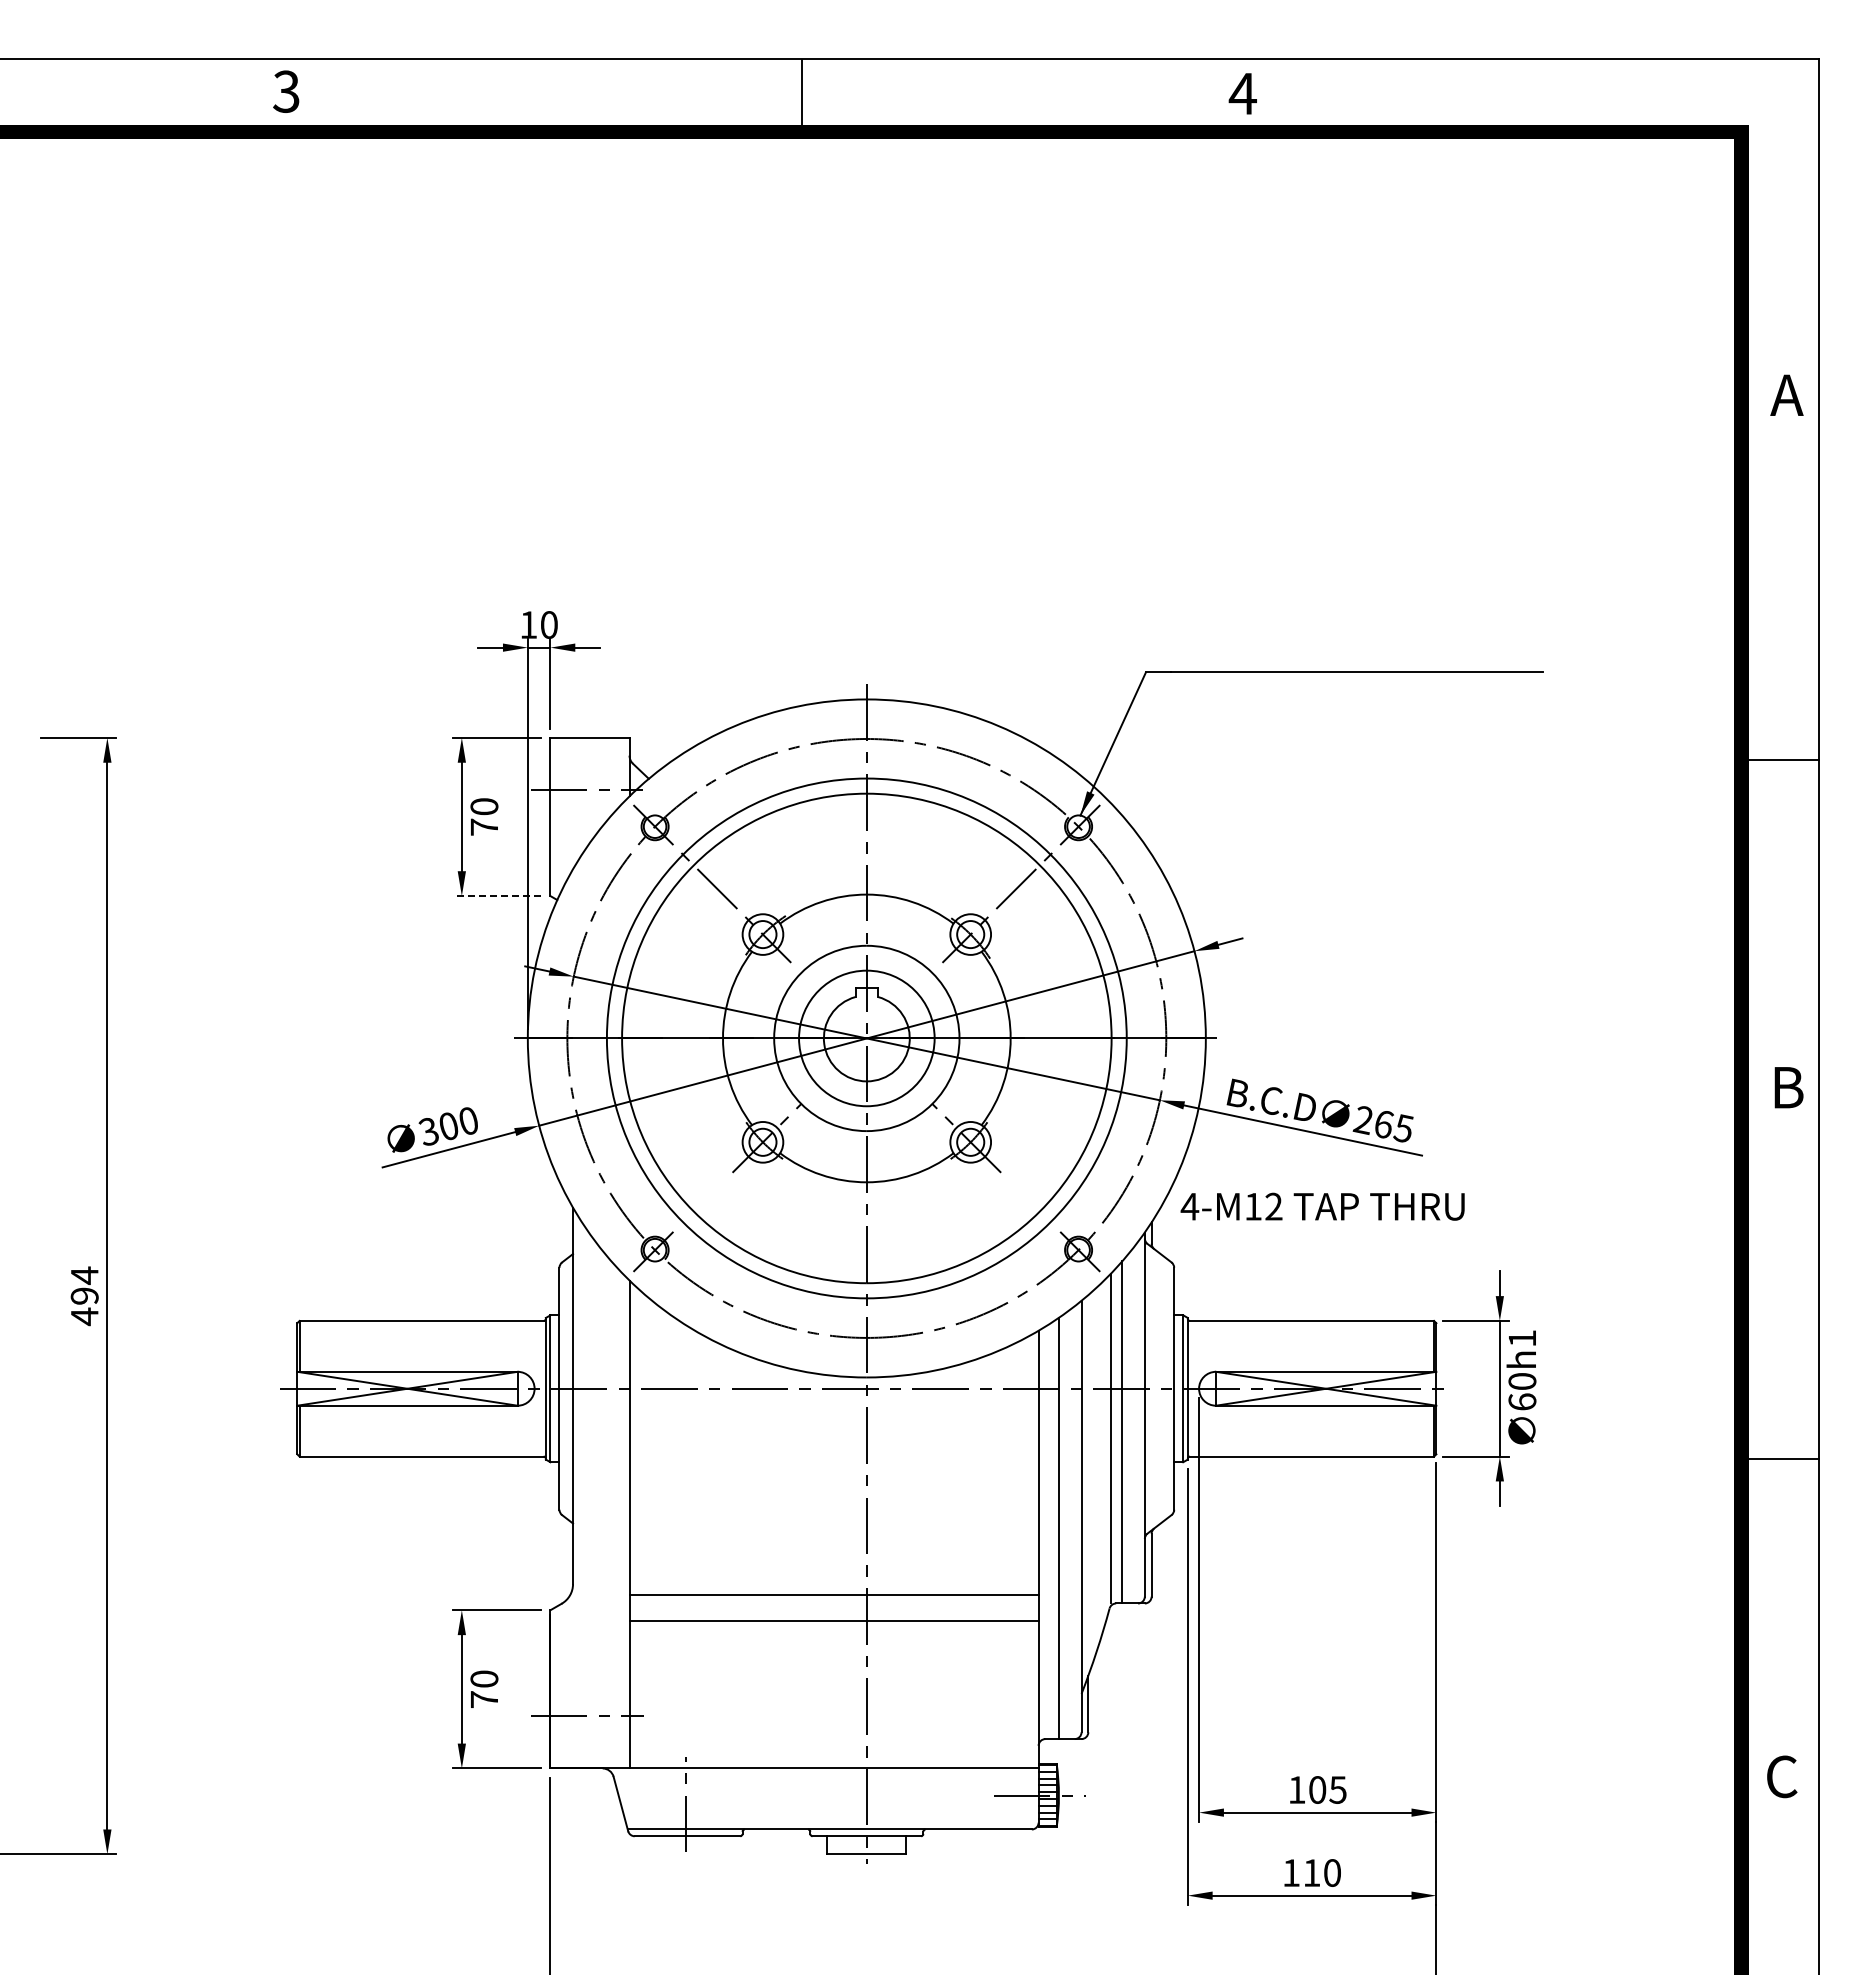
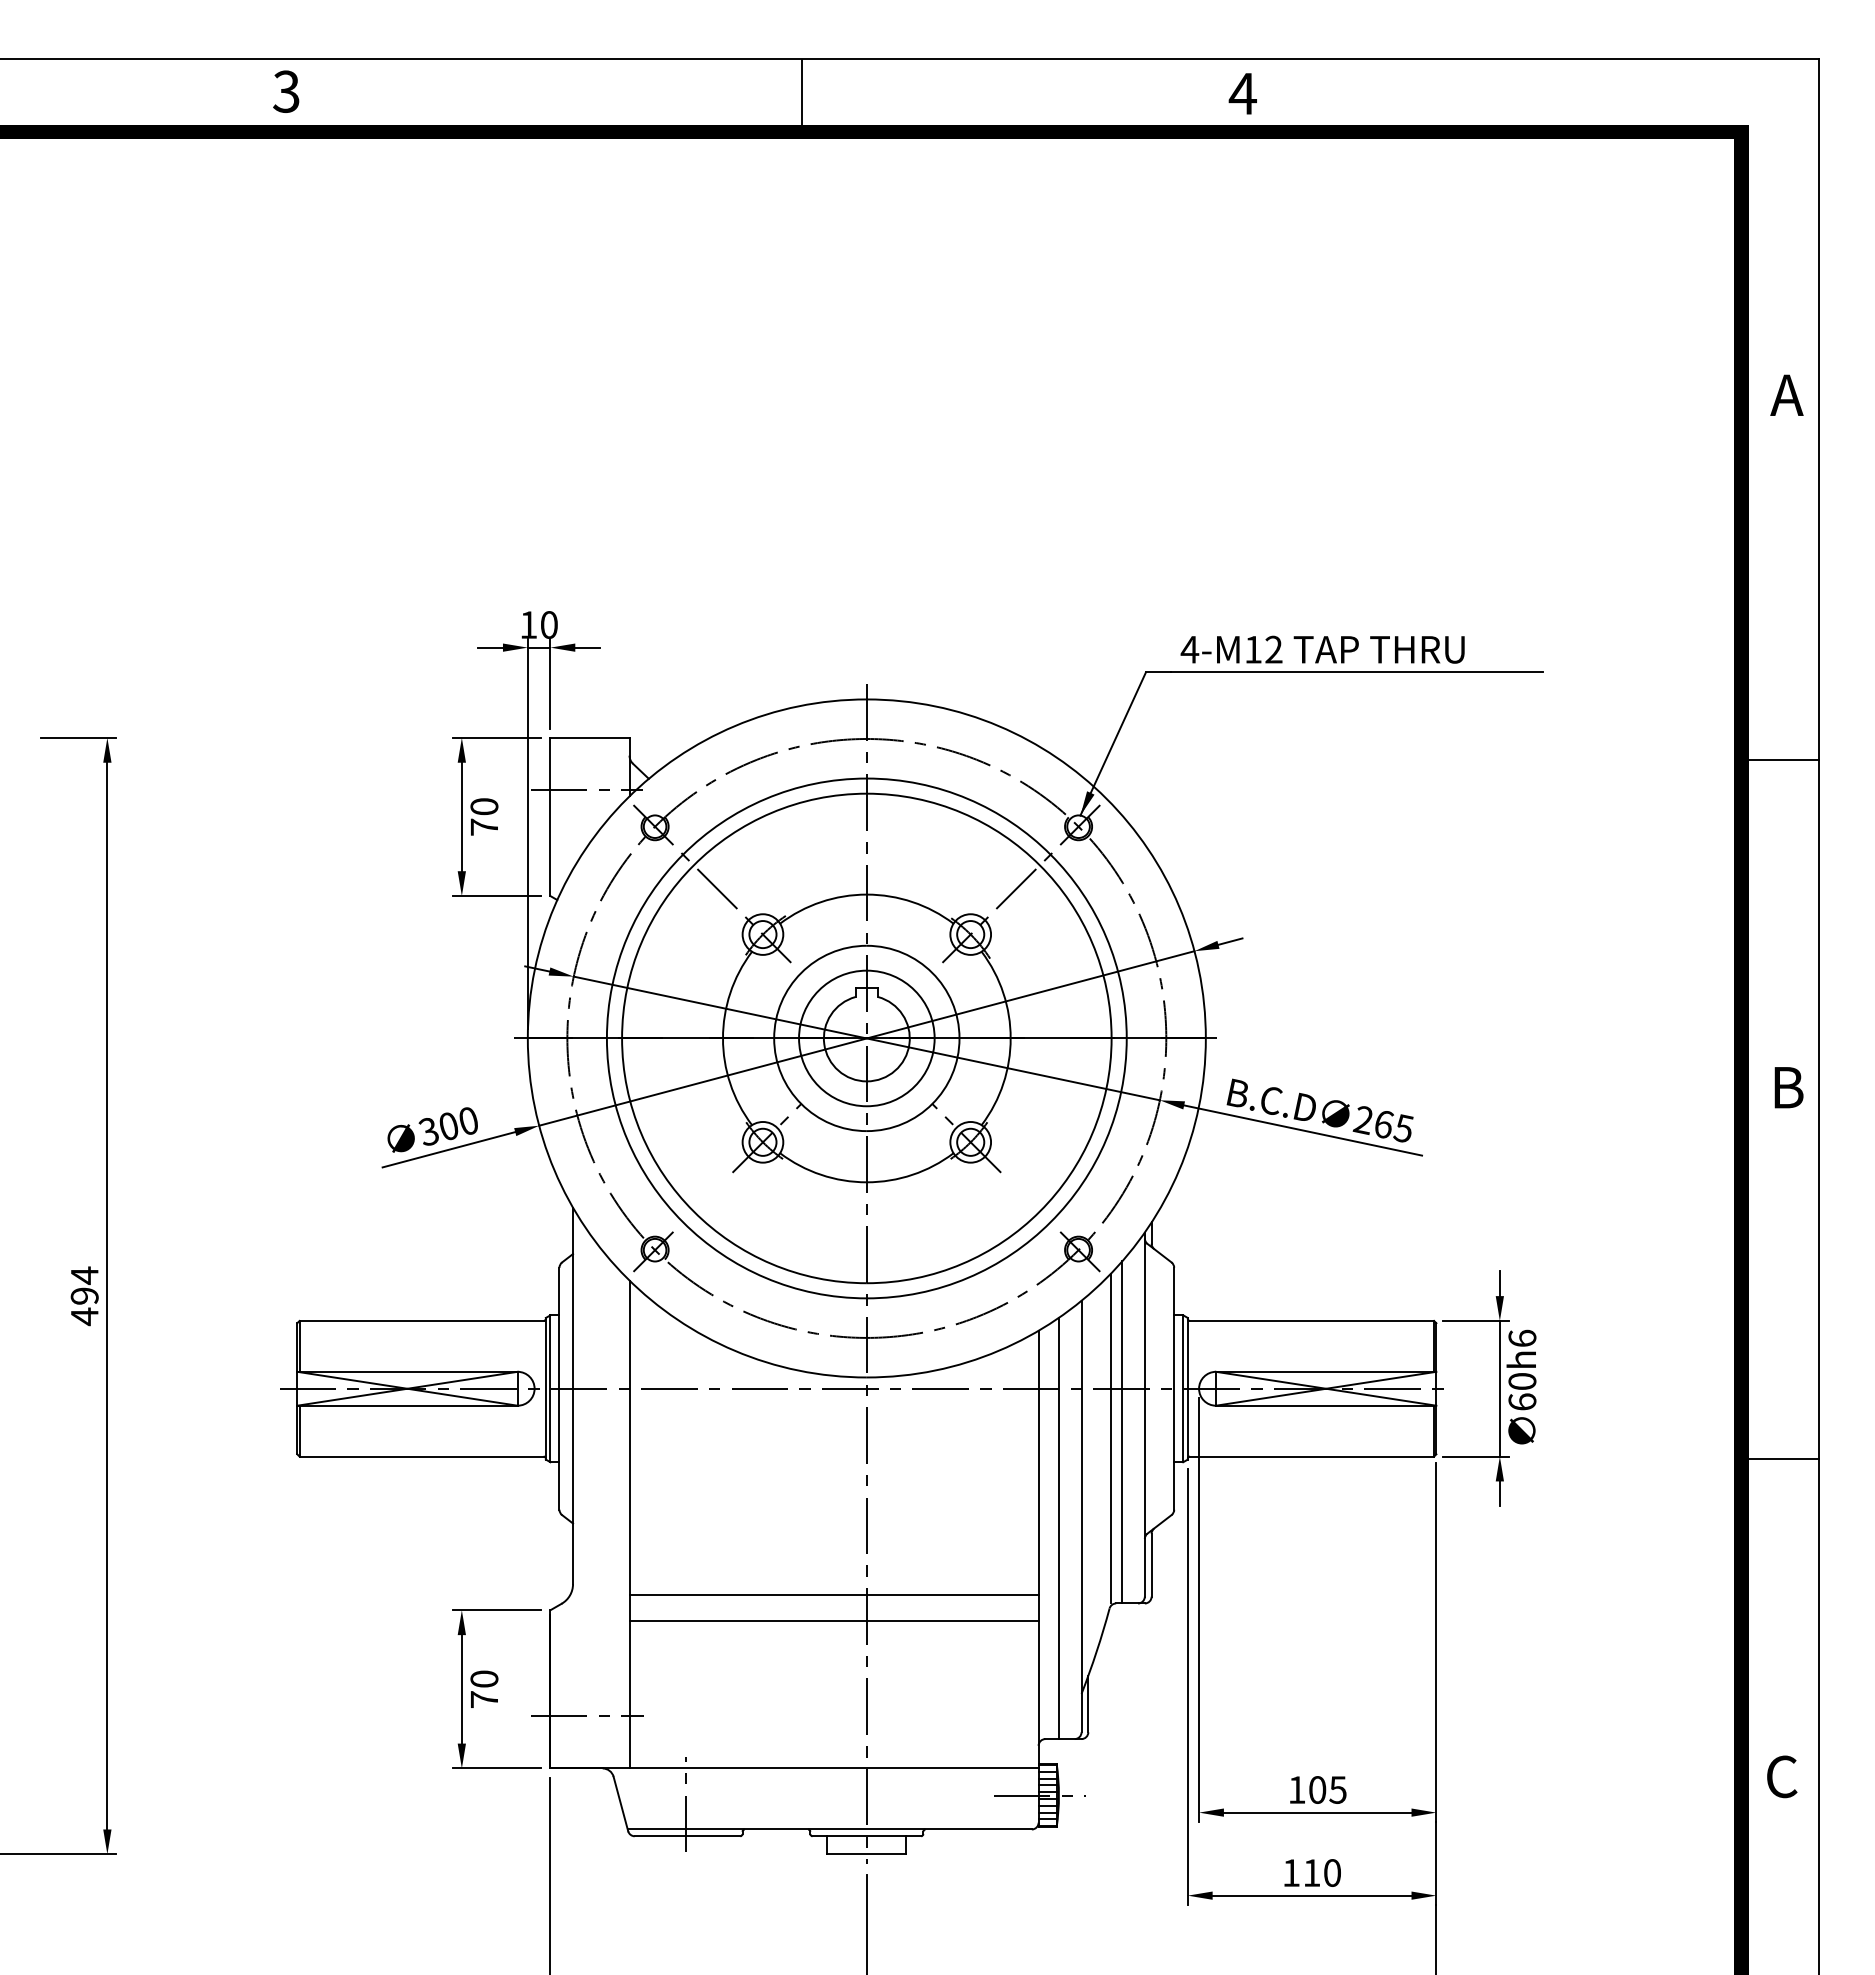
line: dashed -> solid (496, 896)
text position: (1322, 1206) -> (1322, 649) (1322, 649)
text: 60h1 -> 60h6 (1522, 1337)
line: none -> present (866, 1922)
